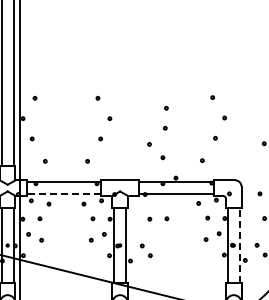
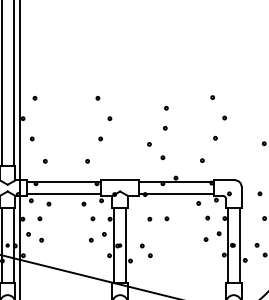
line: dashed -> solid (63, 194)
line: dashed -> solid (239, 245)
